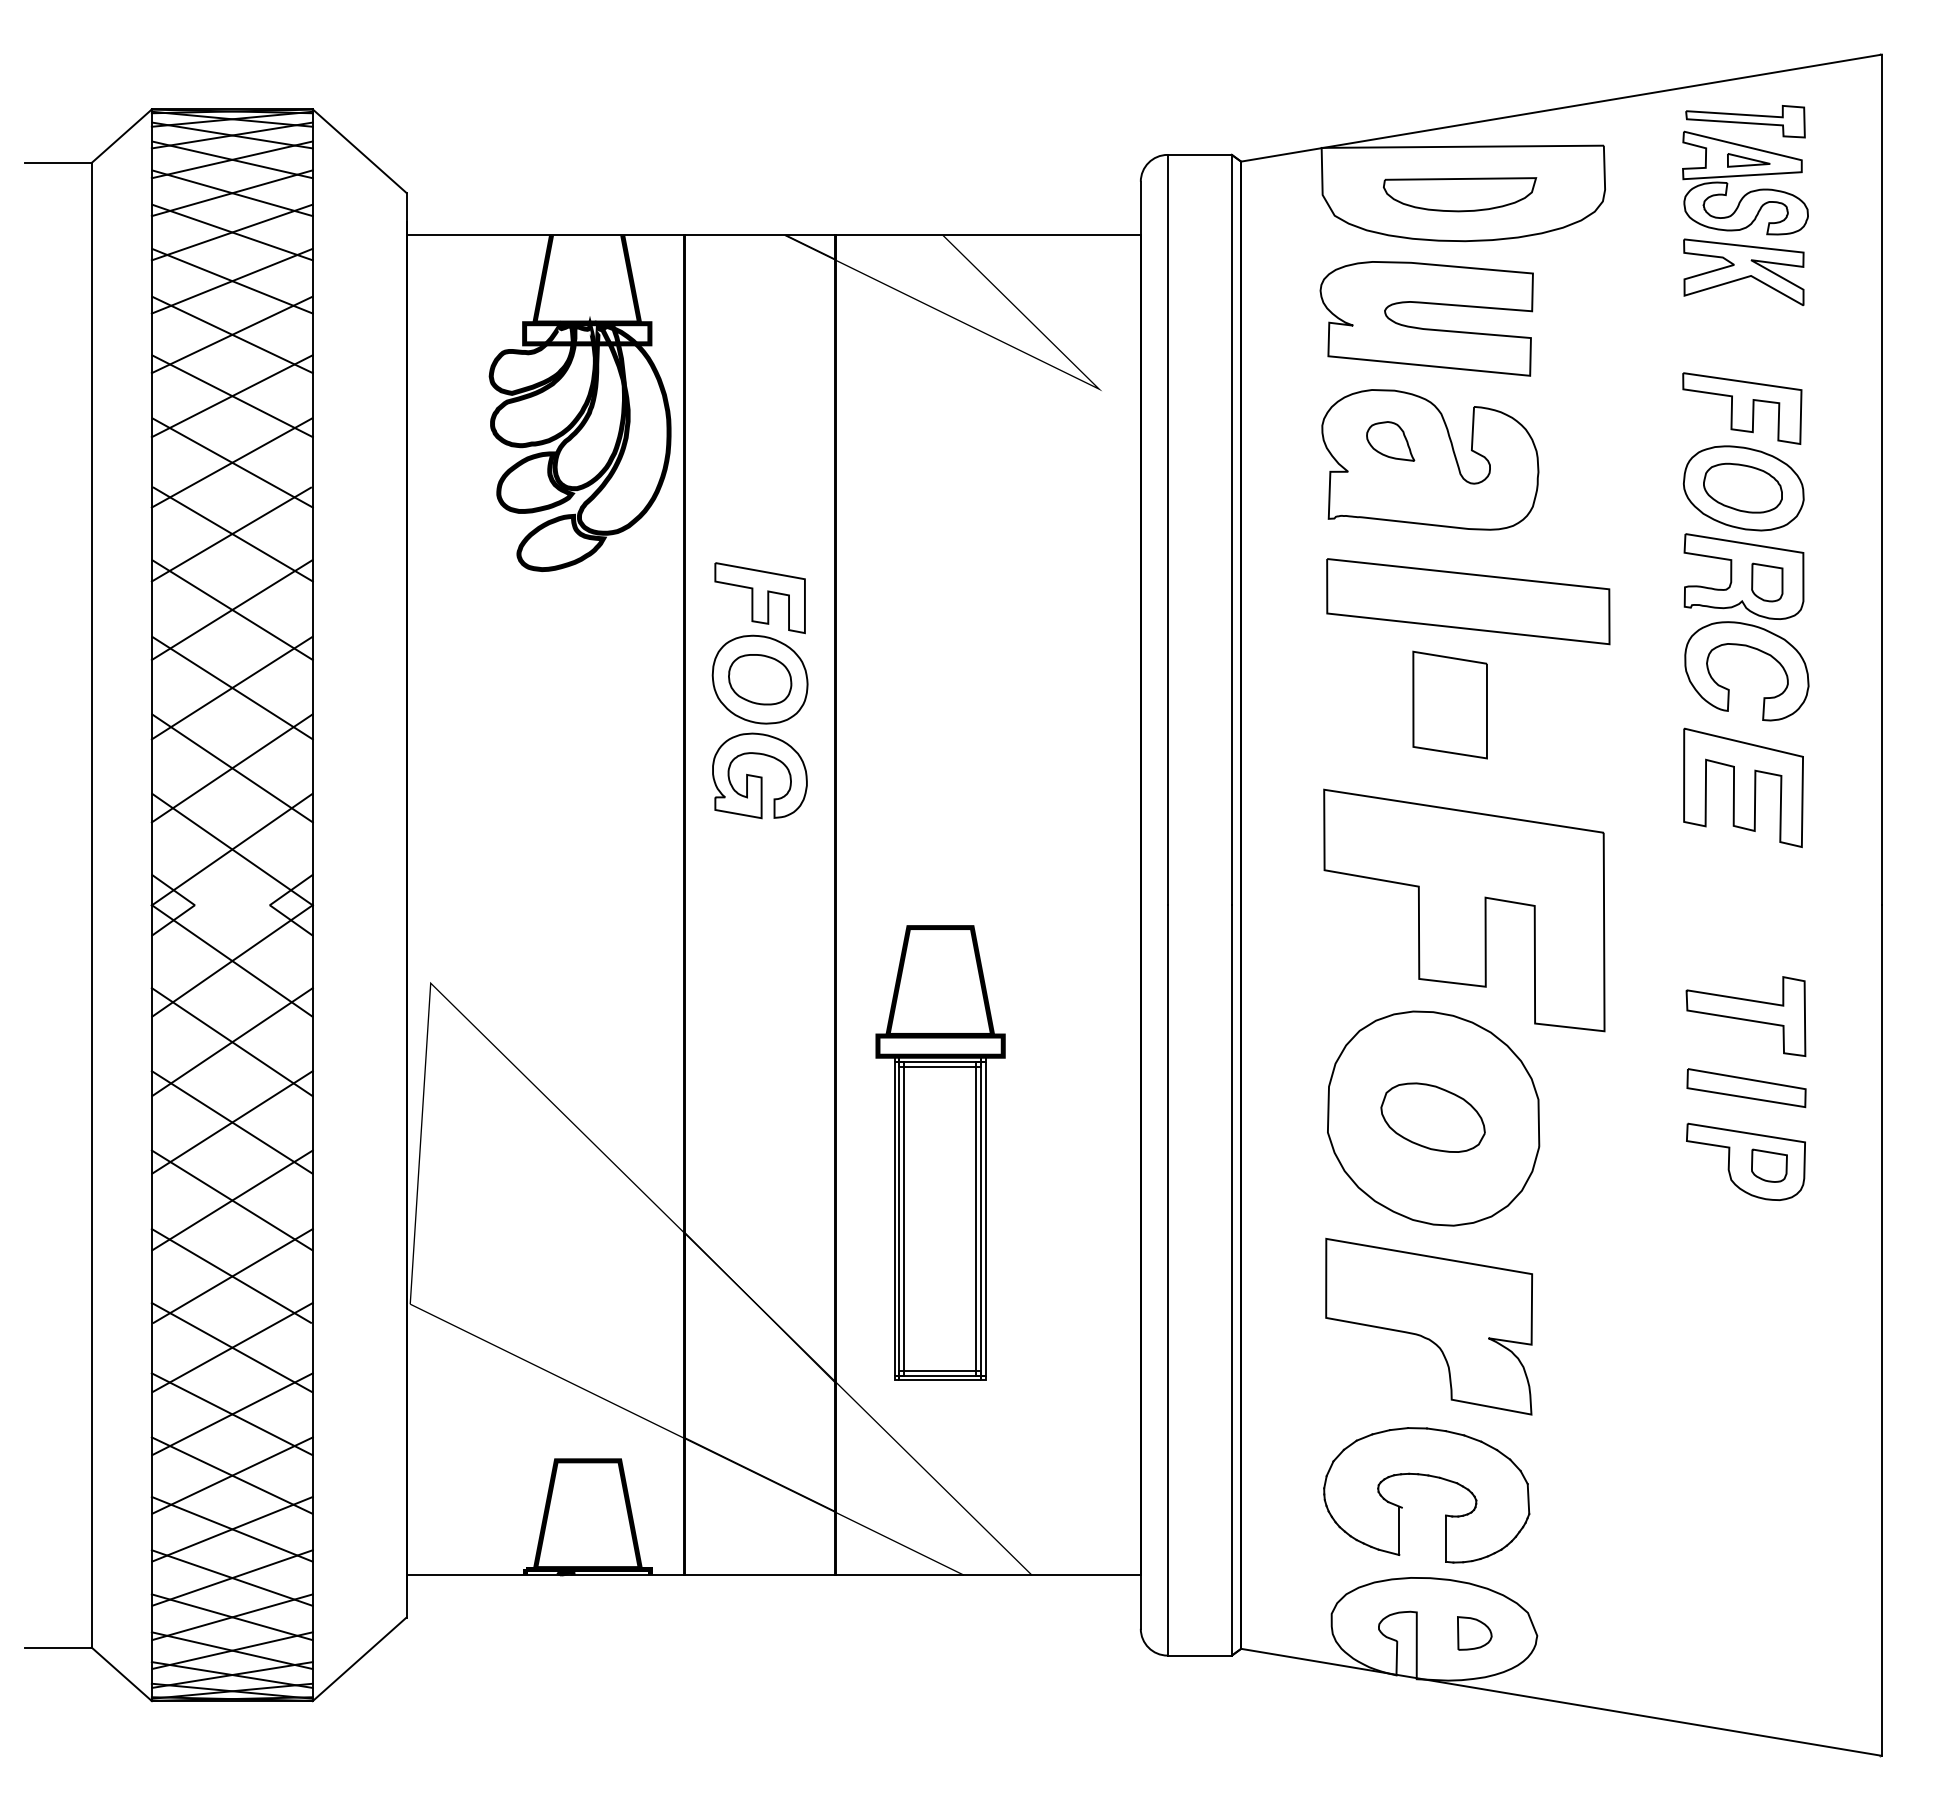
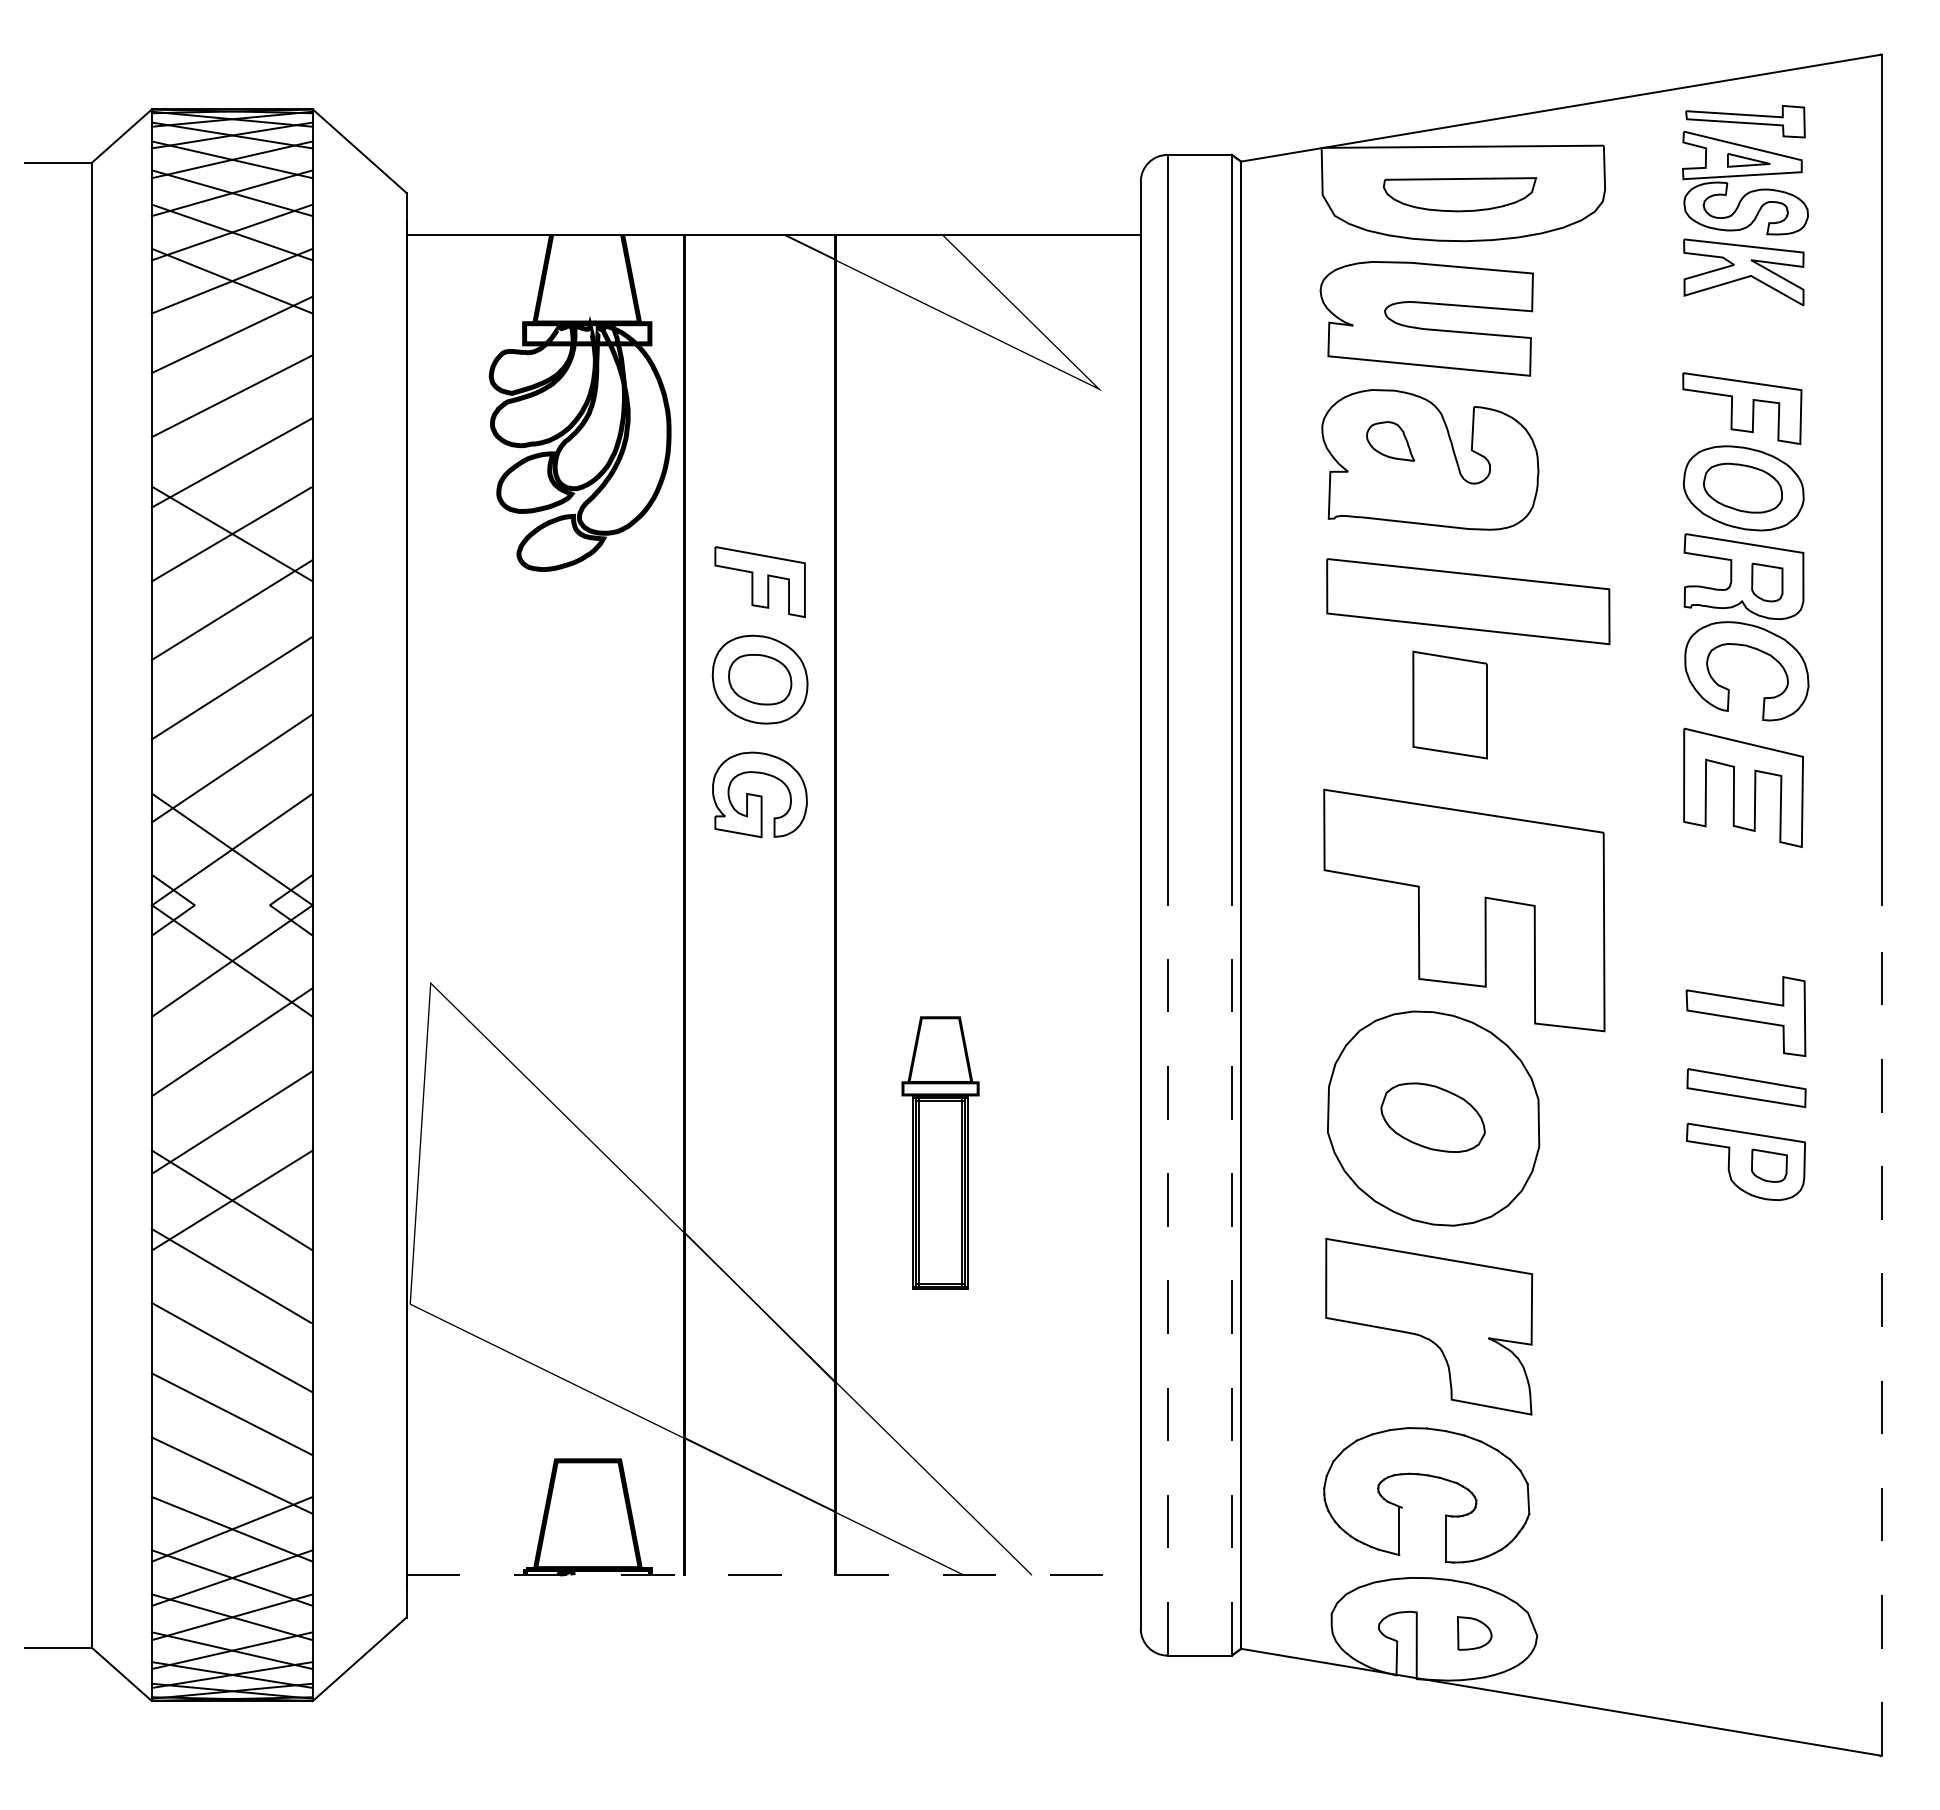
line: present -> none (232, 334)
line: present -> none (232, 396)
line: present -> none (232, 462)
part position: (759, 598) -> (759, 582) (759, 582)
line: present -> none (232, 610)
line: present -> none (232, 687)
line: present -> none (232, 768)
part position: (759, 775) -> (759, 794) (759, 794)
line: present -> none (231, 1042)
line: present -> none (231, 1122)
part size: 131x456 px -> 79x274 px (940, 1152)
line: present -> none (232, 1275)
line: solid -> dashed (1167, 1279)
line: solid -> dashed (1231, 1279)
line: solid -> dashed (1881, 1330)
line: present -> none (232, 1347)
line: present -> none (232, 1414)
line: present -> none (232, 1475)
line: solid -> dashed (774, 1575)
